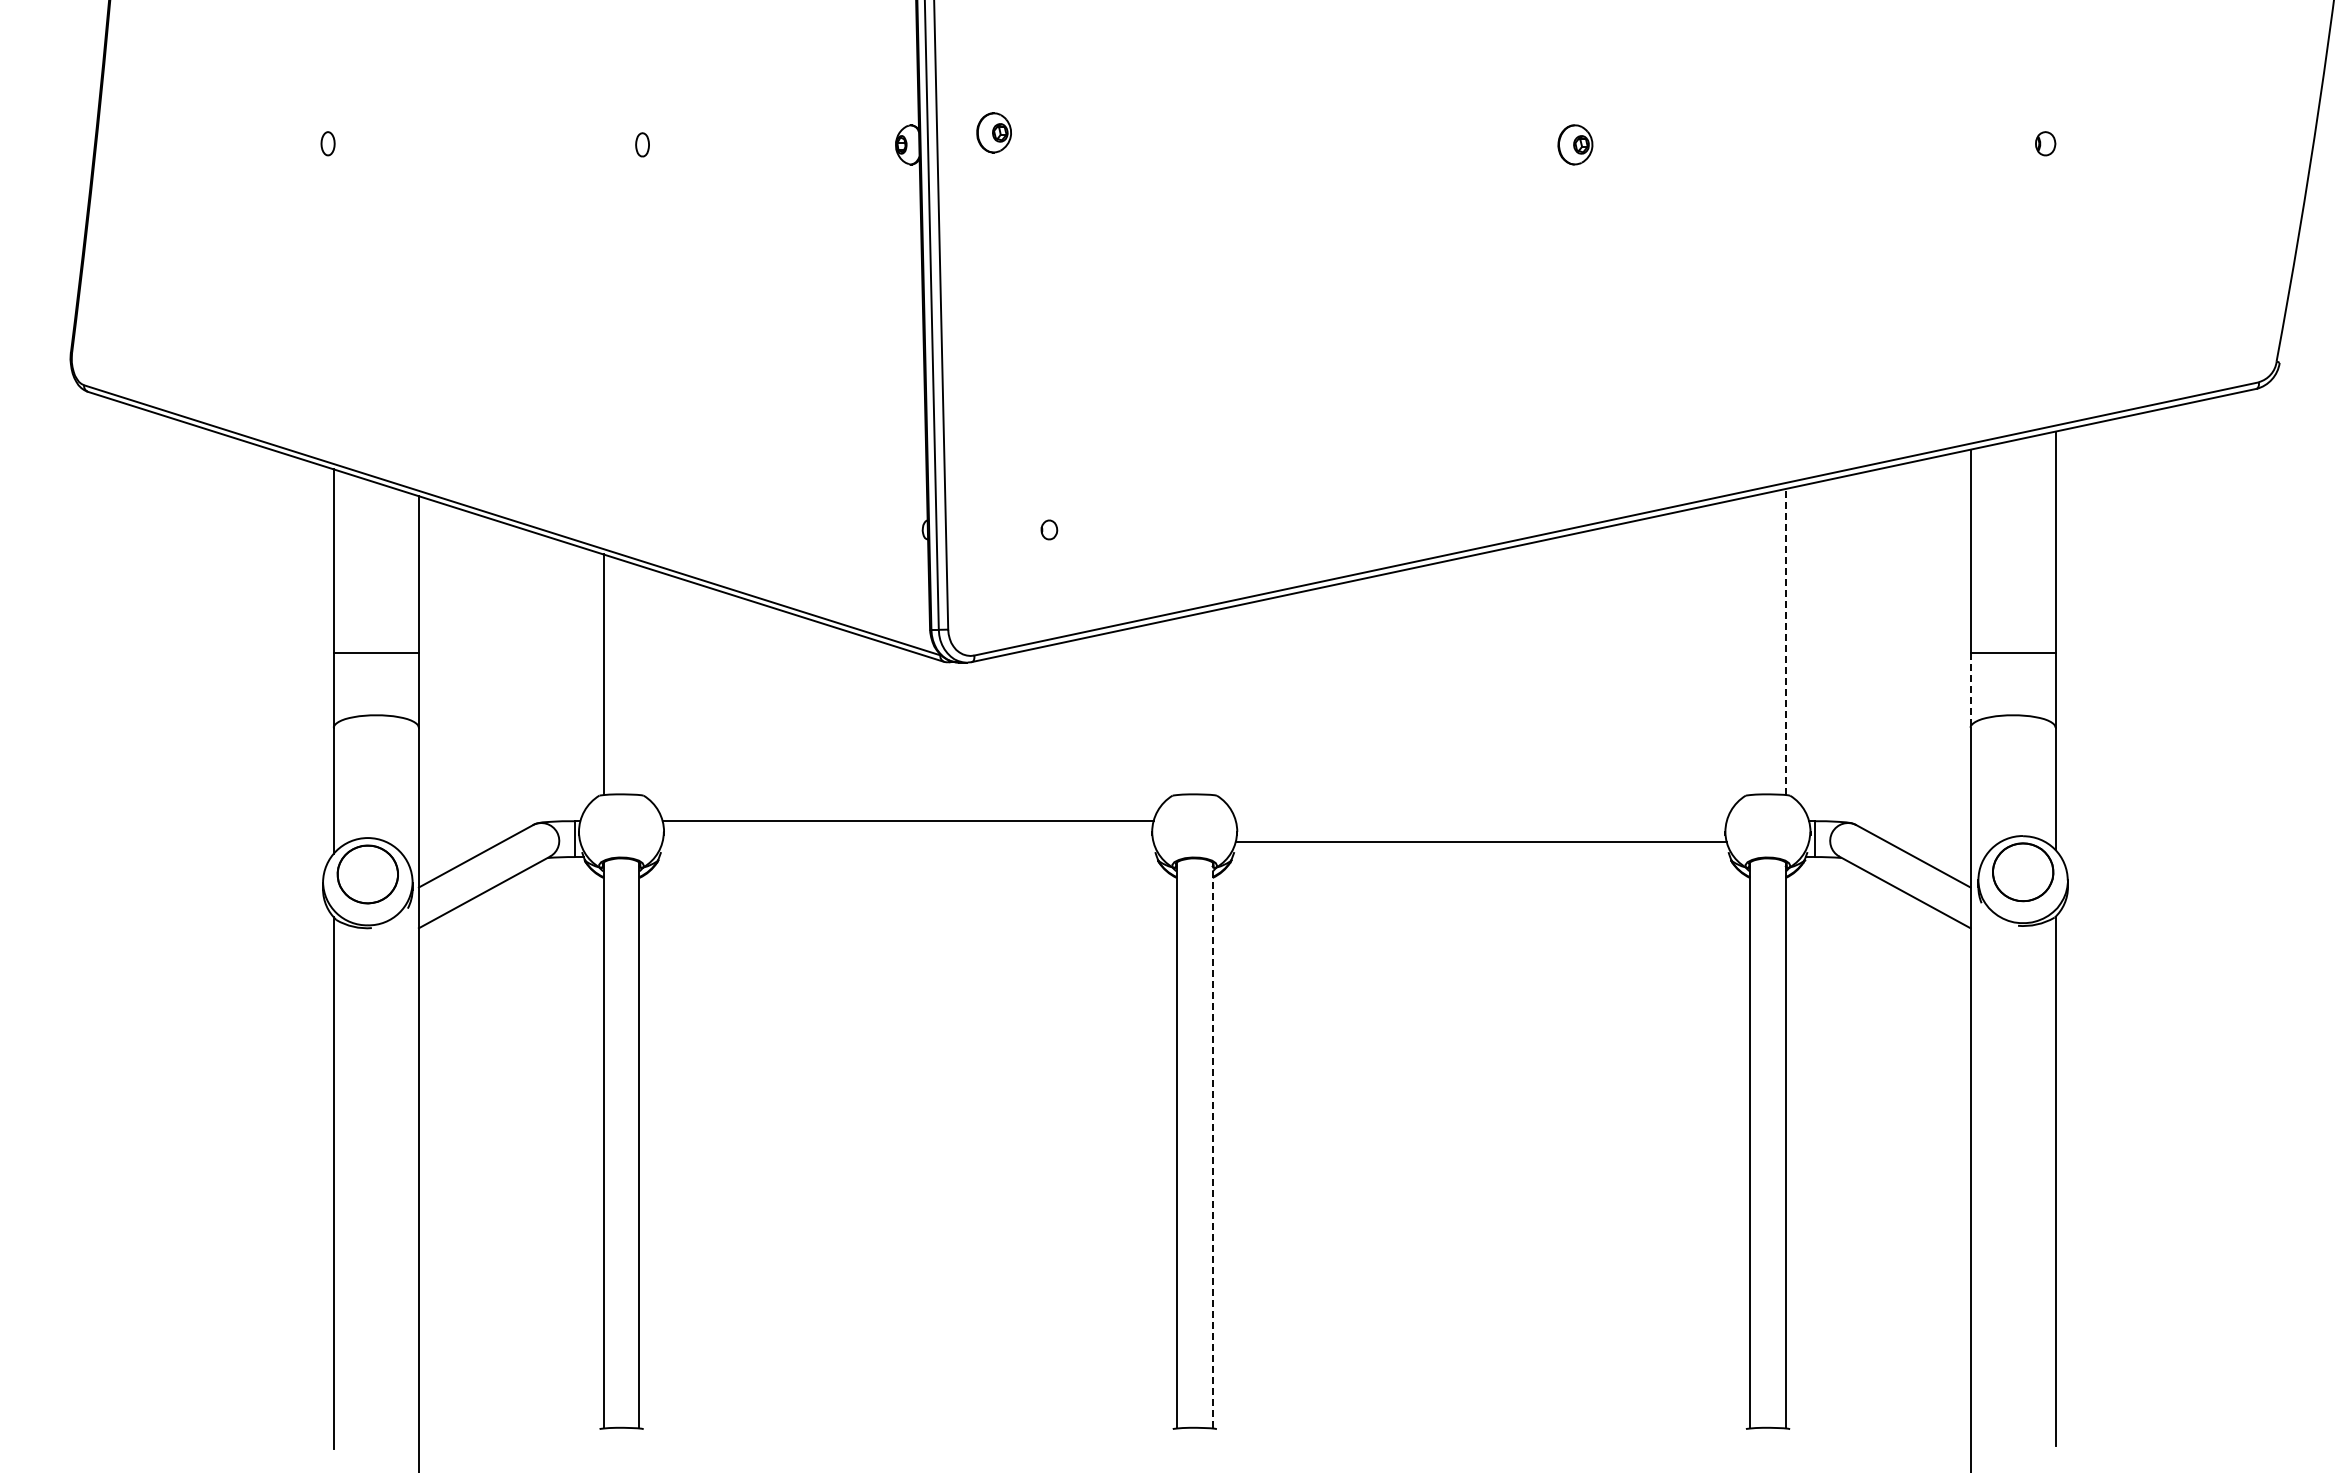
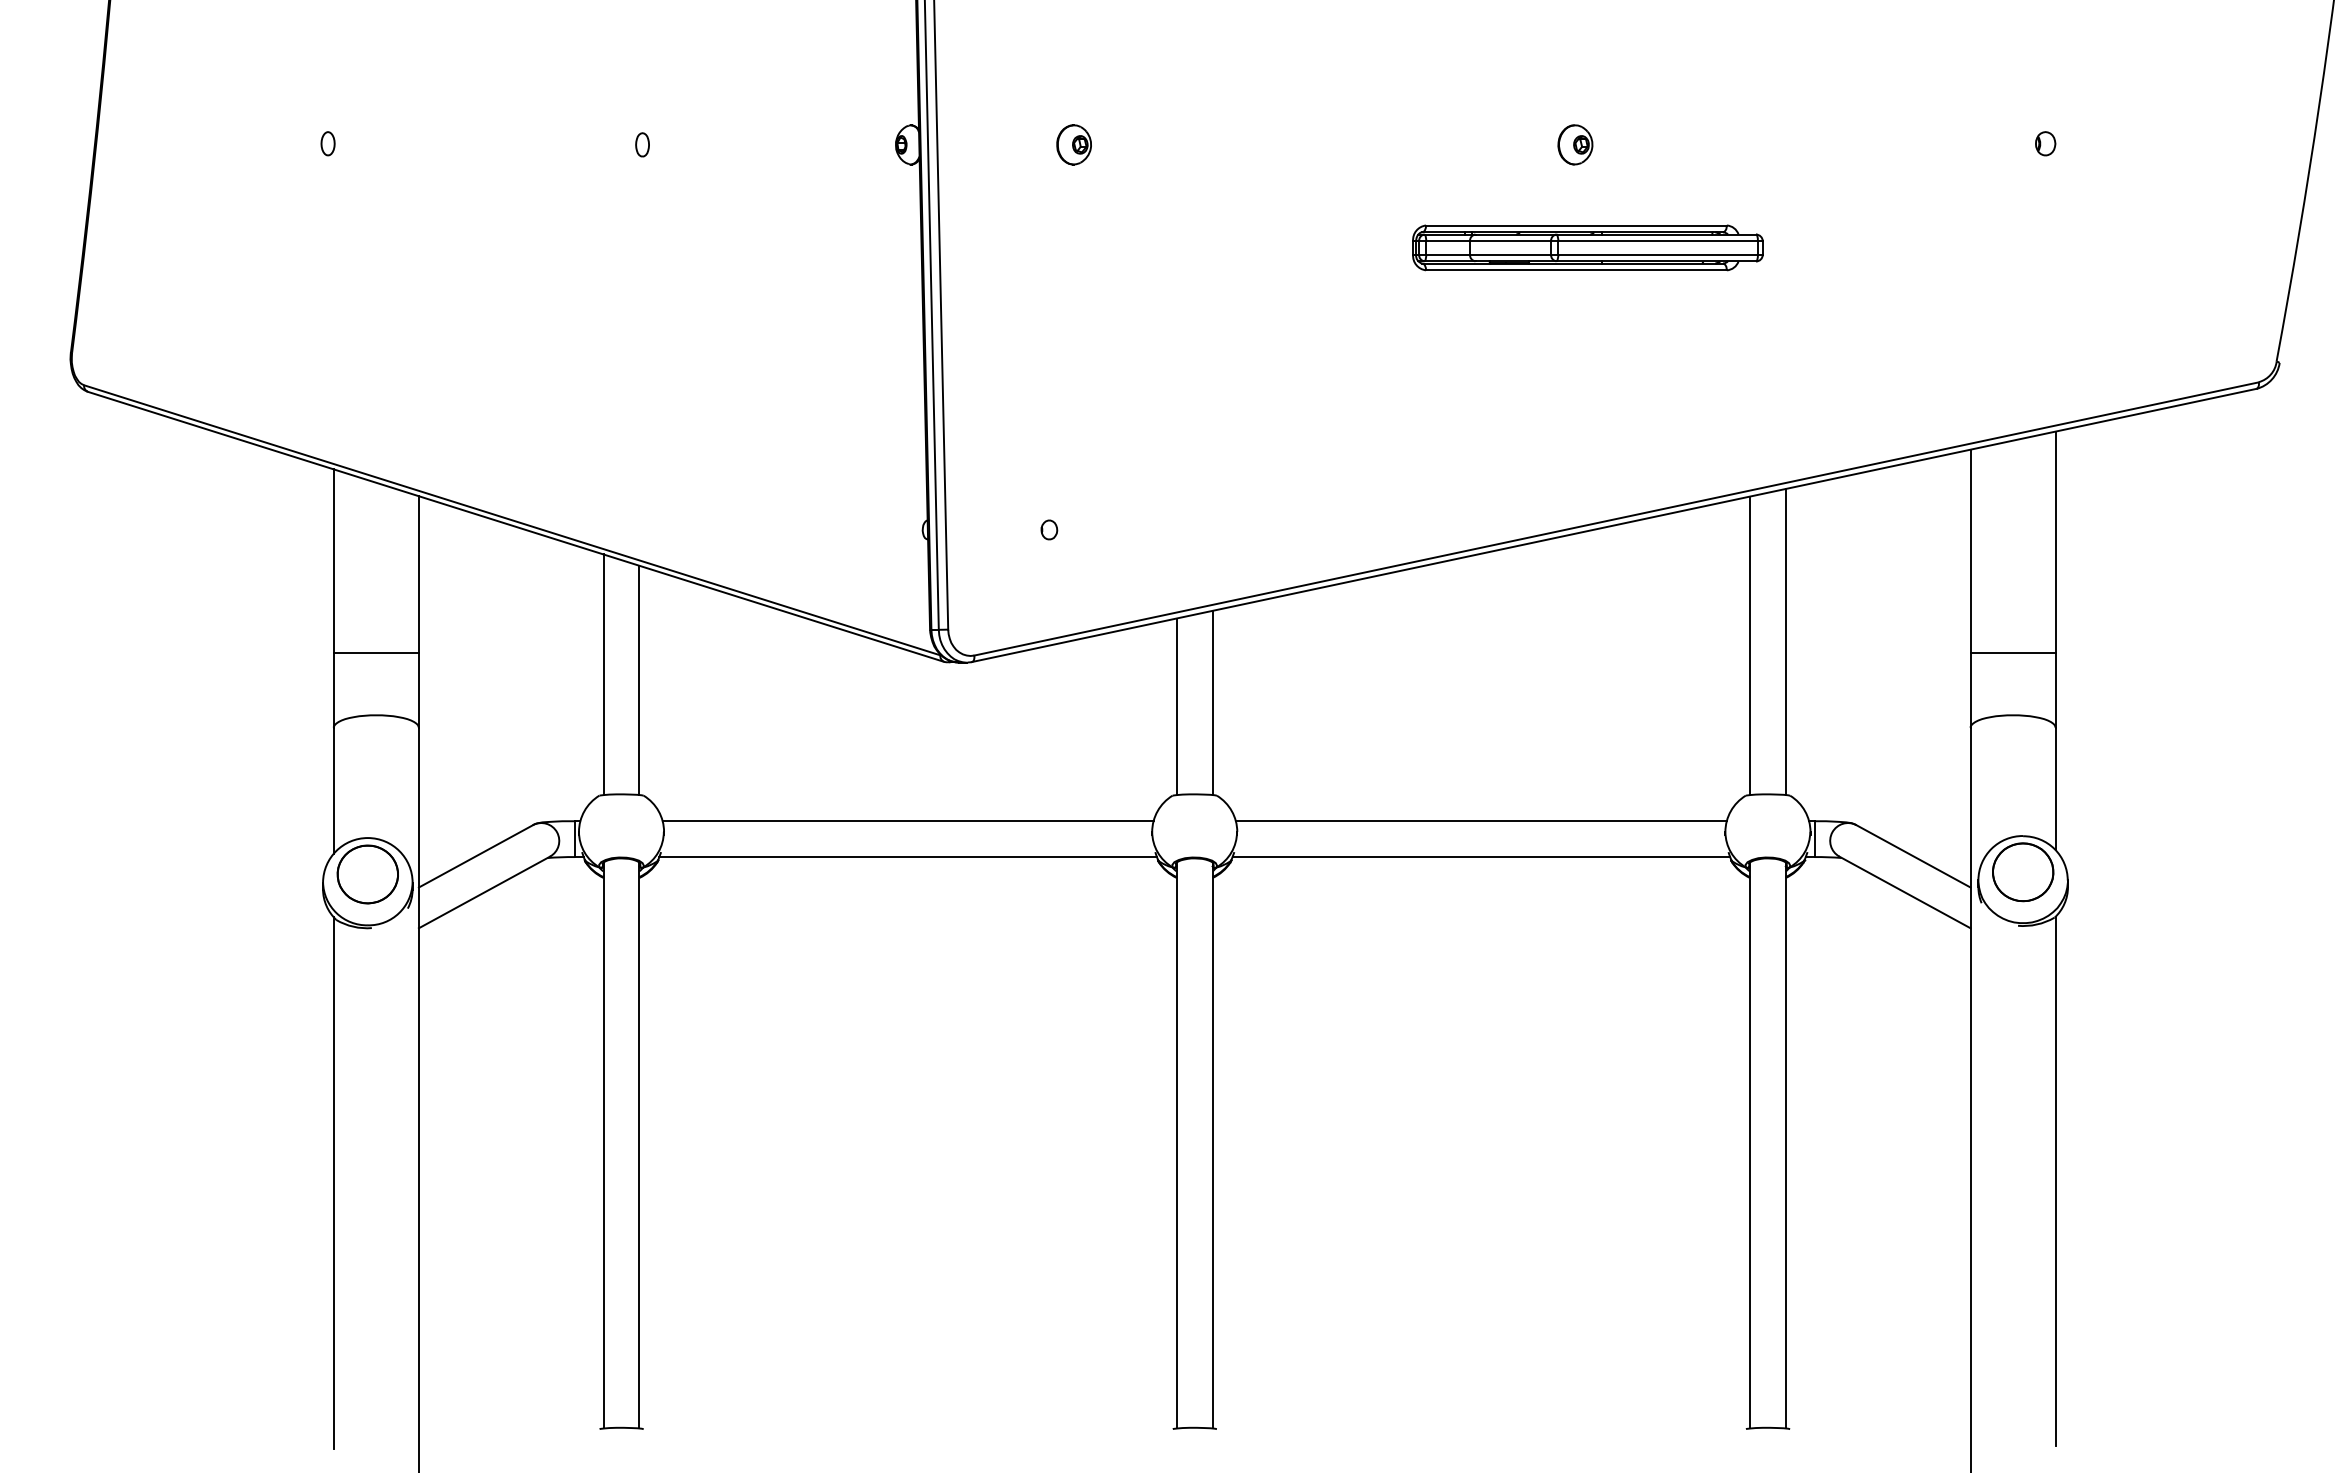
part position: (993, 132) -> (1073, 144) (1073, 144)
part: none -> present (1587, 247)
line: dashed -> solid (1785, 641)
line: none -> present (1750, 645)
line: none -> present (639, 680)
line: dashed -> solid (1970, 690)
line: none -> present (1212, 702)
line: none -> present (1176, 706)
line position: (1480, 842) -> (1480, 821) (1480, 821)
line: none -> present (907, 857)
line: none -> present (1481, 857)
line: dashed -> solid (1212, 1144)
